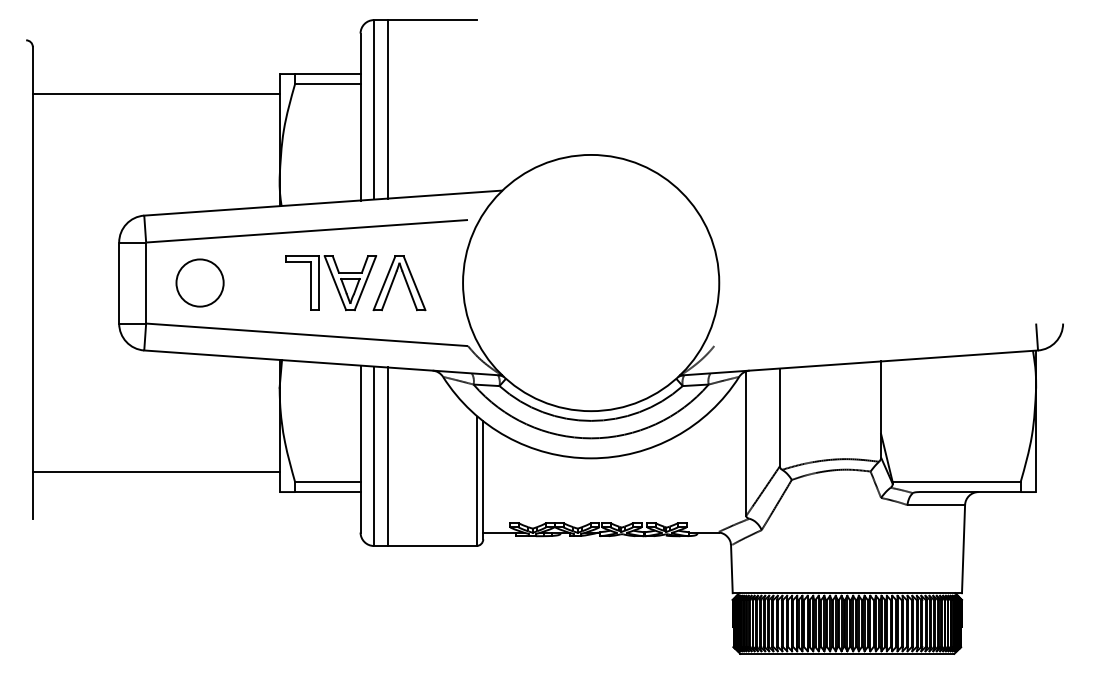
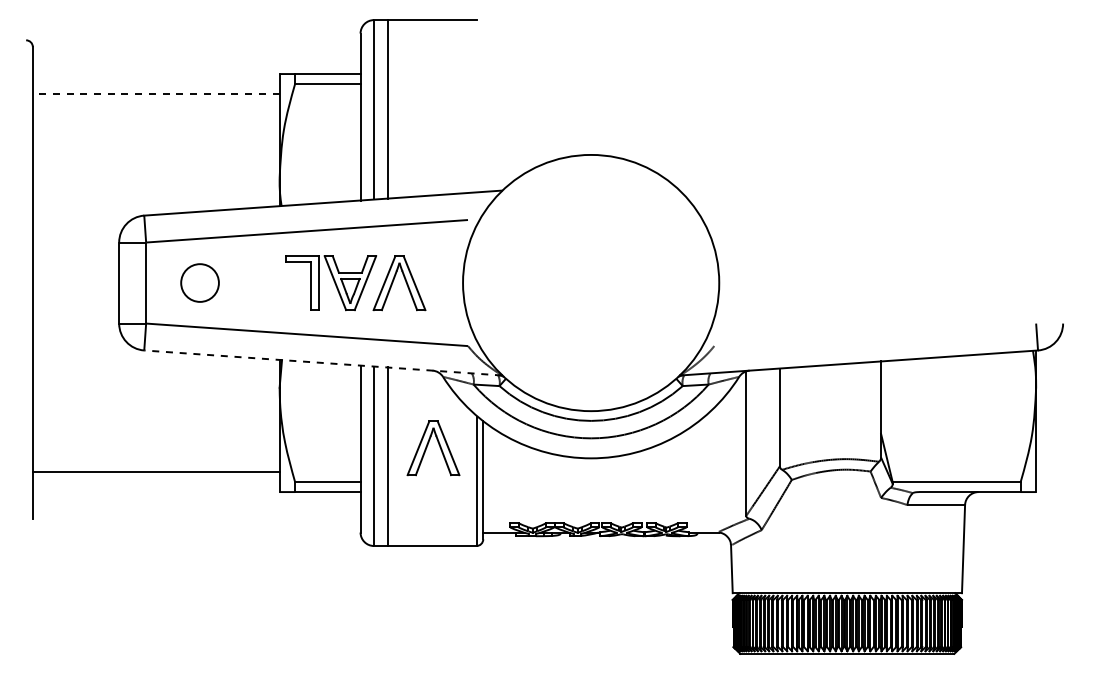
line: solid -> dashed (155, 94)
circle size: 50x50 px -> 40x40 px (199, 282)
line: solid -> dashed (322, 362)
part: none -> present (433, 448)
